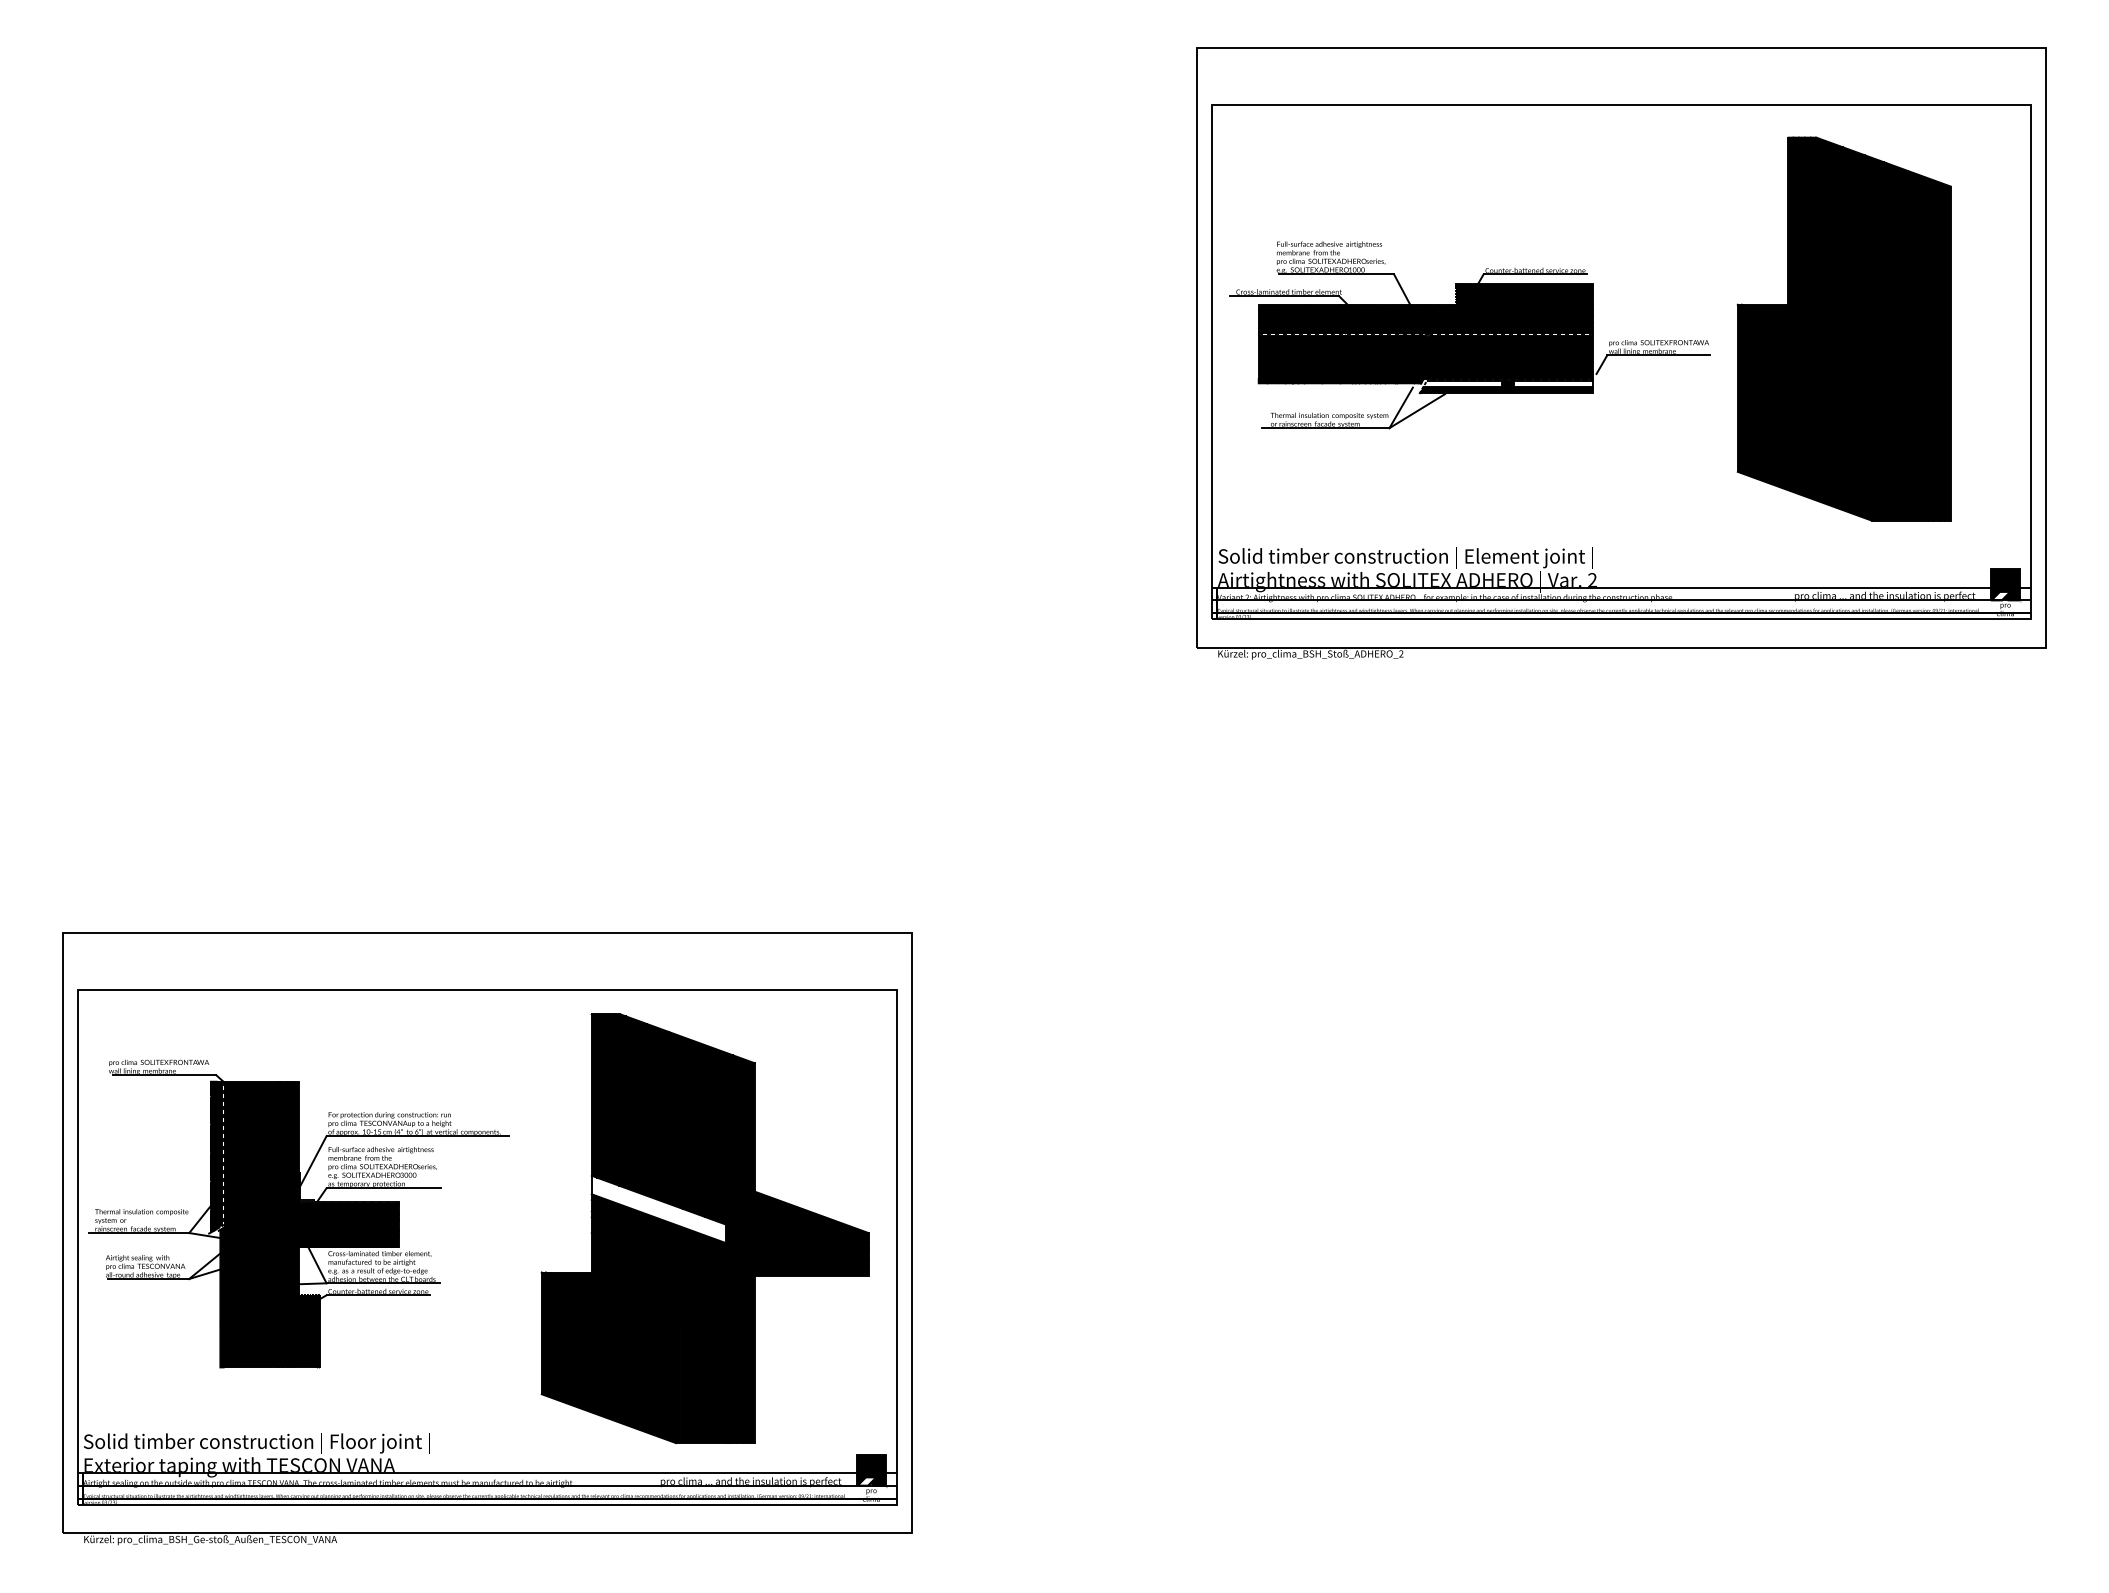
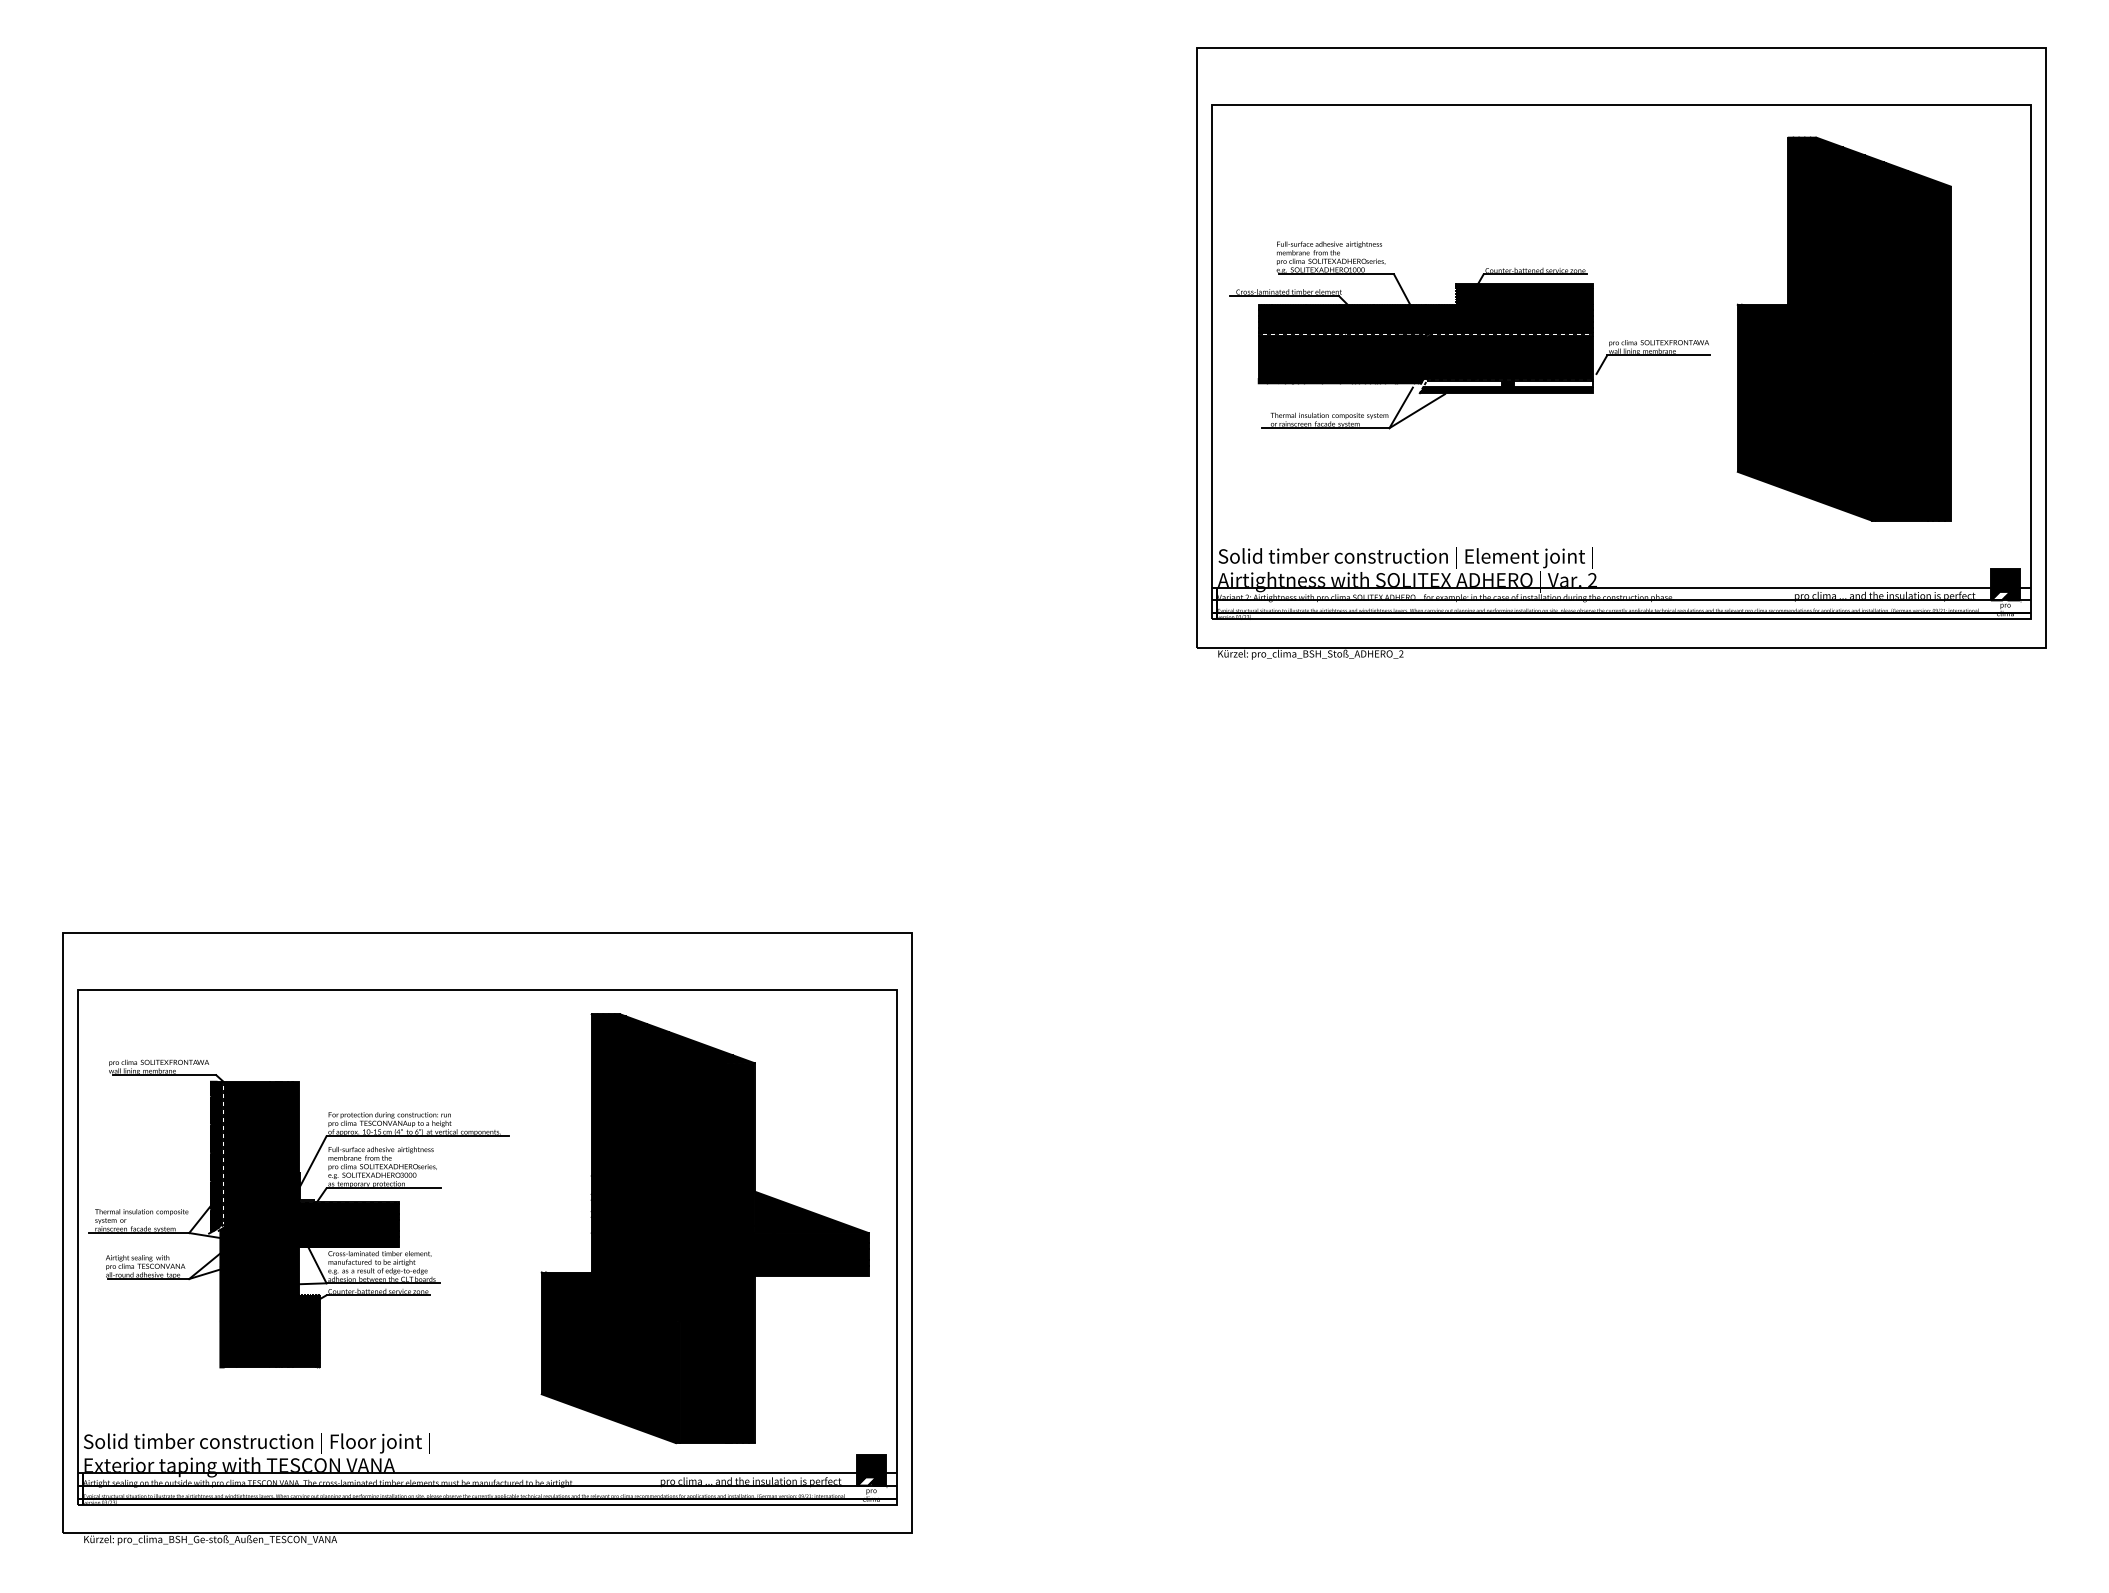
fill: none -> present (658, 1225)
